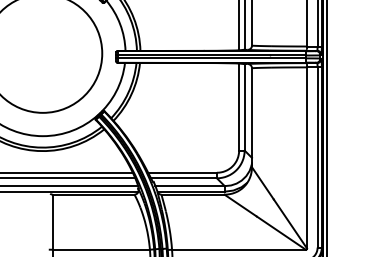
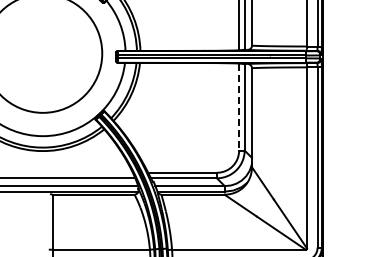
line: solid -> dashed (239, 107)
line: present -> none (326, 127)
line: present -> none (67, 172)
